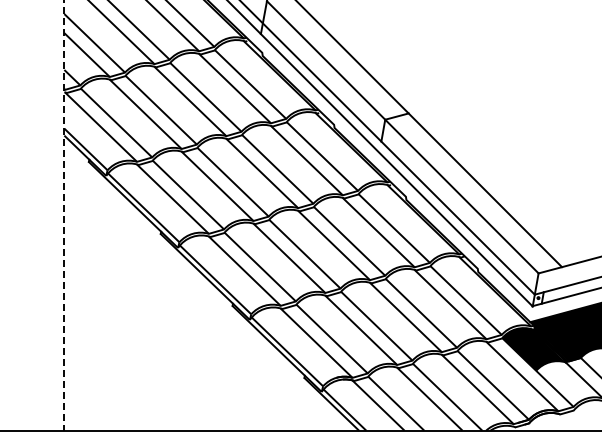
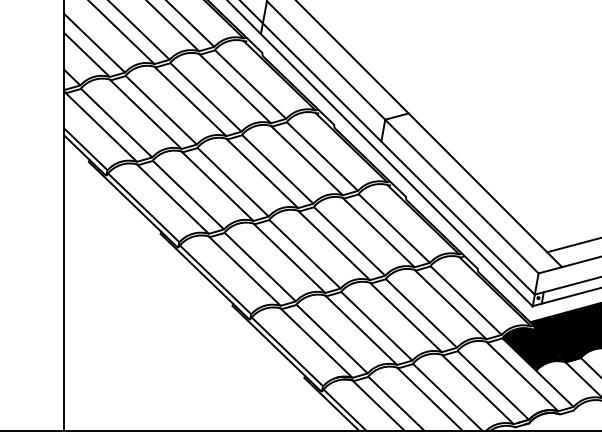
line: dashed -> solid (64, 215)
line: none -> present (572, 245)
